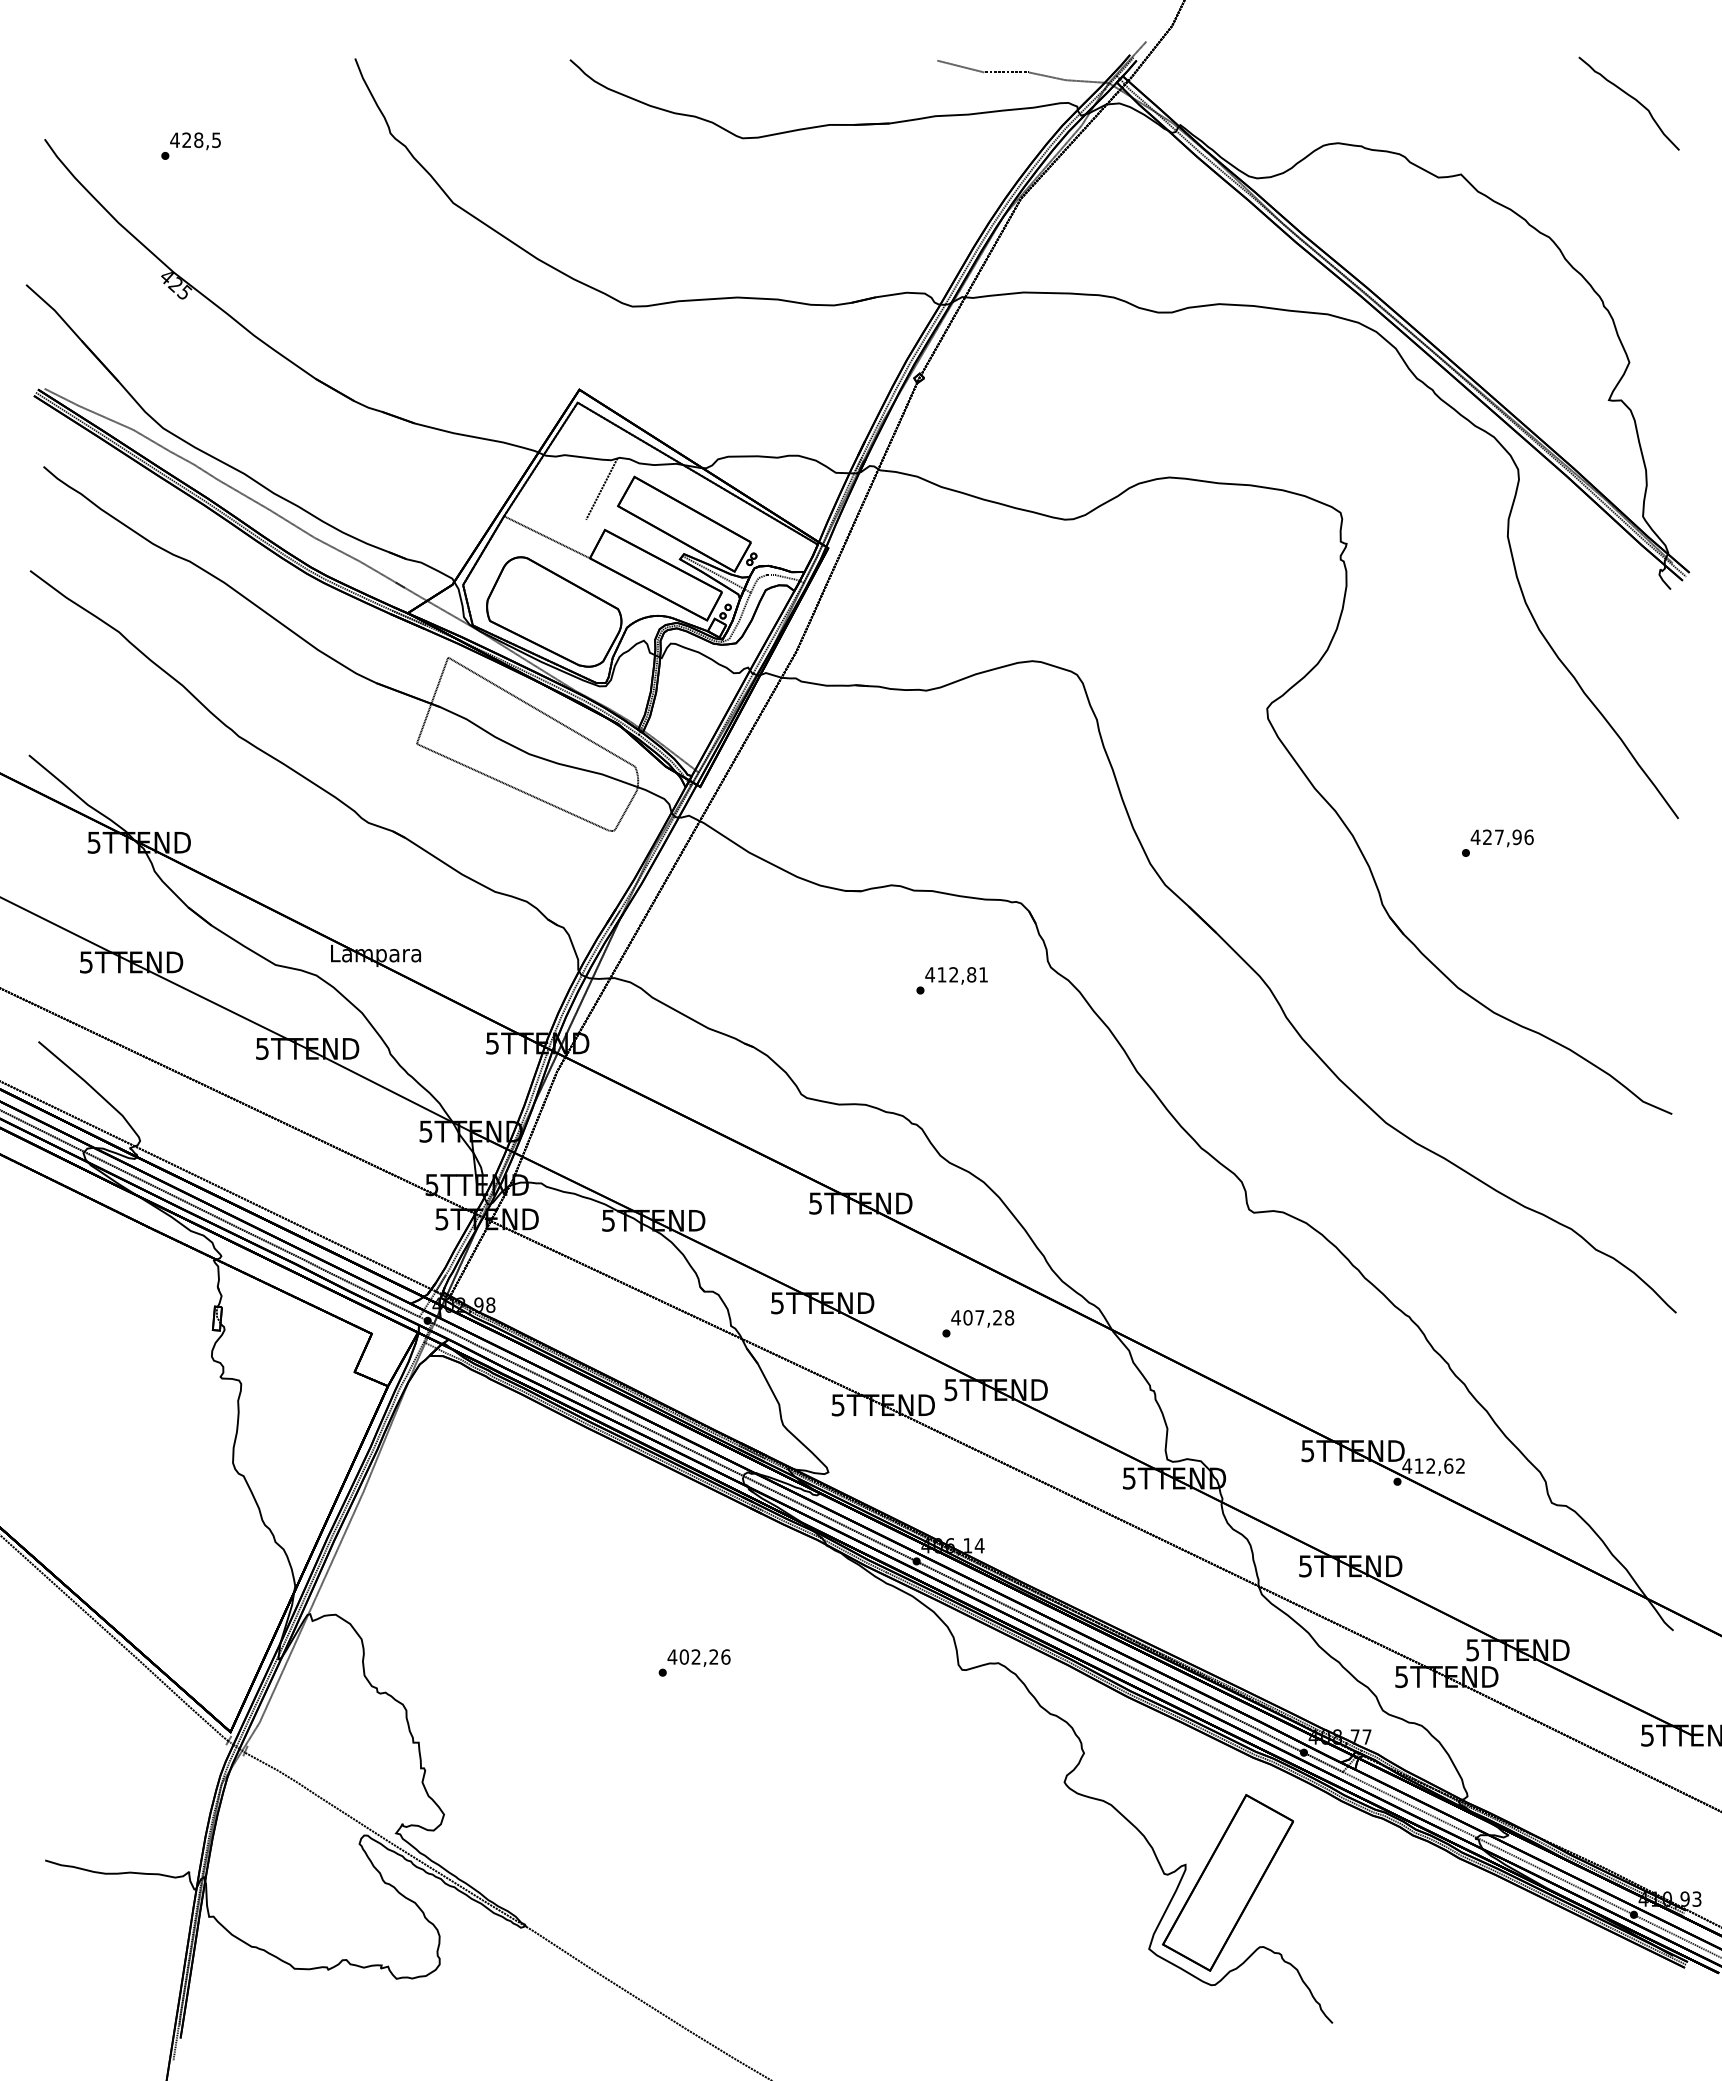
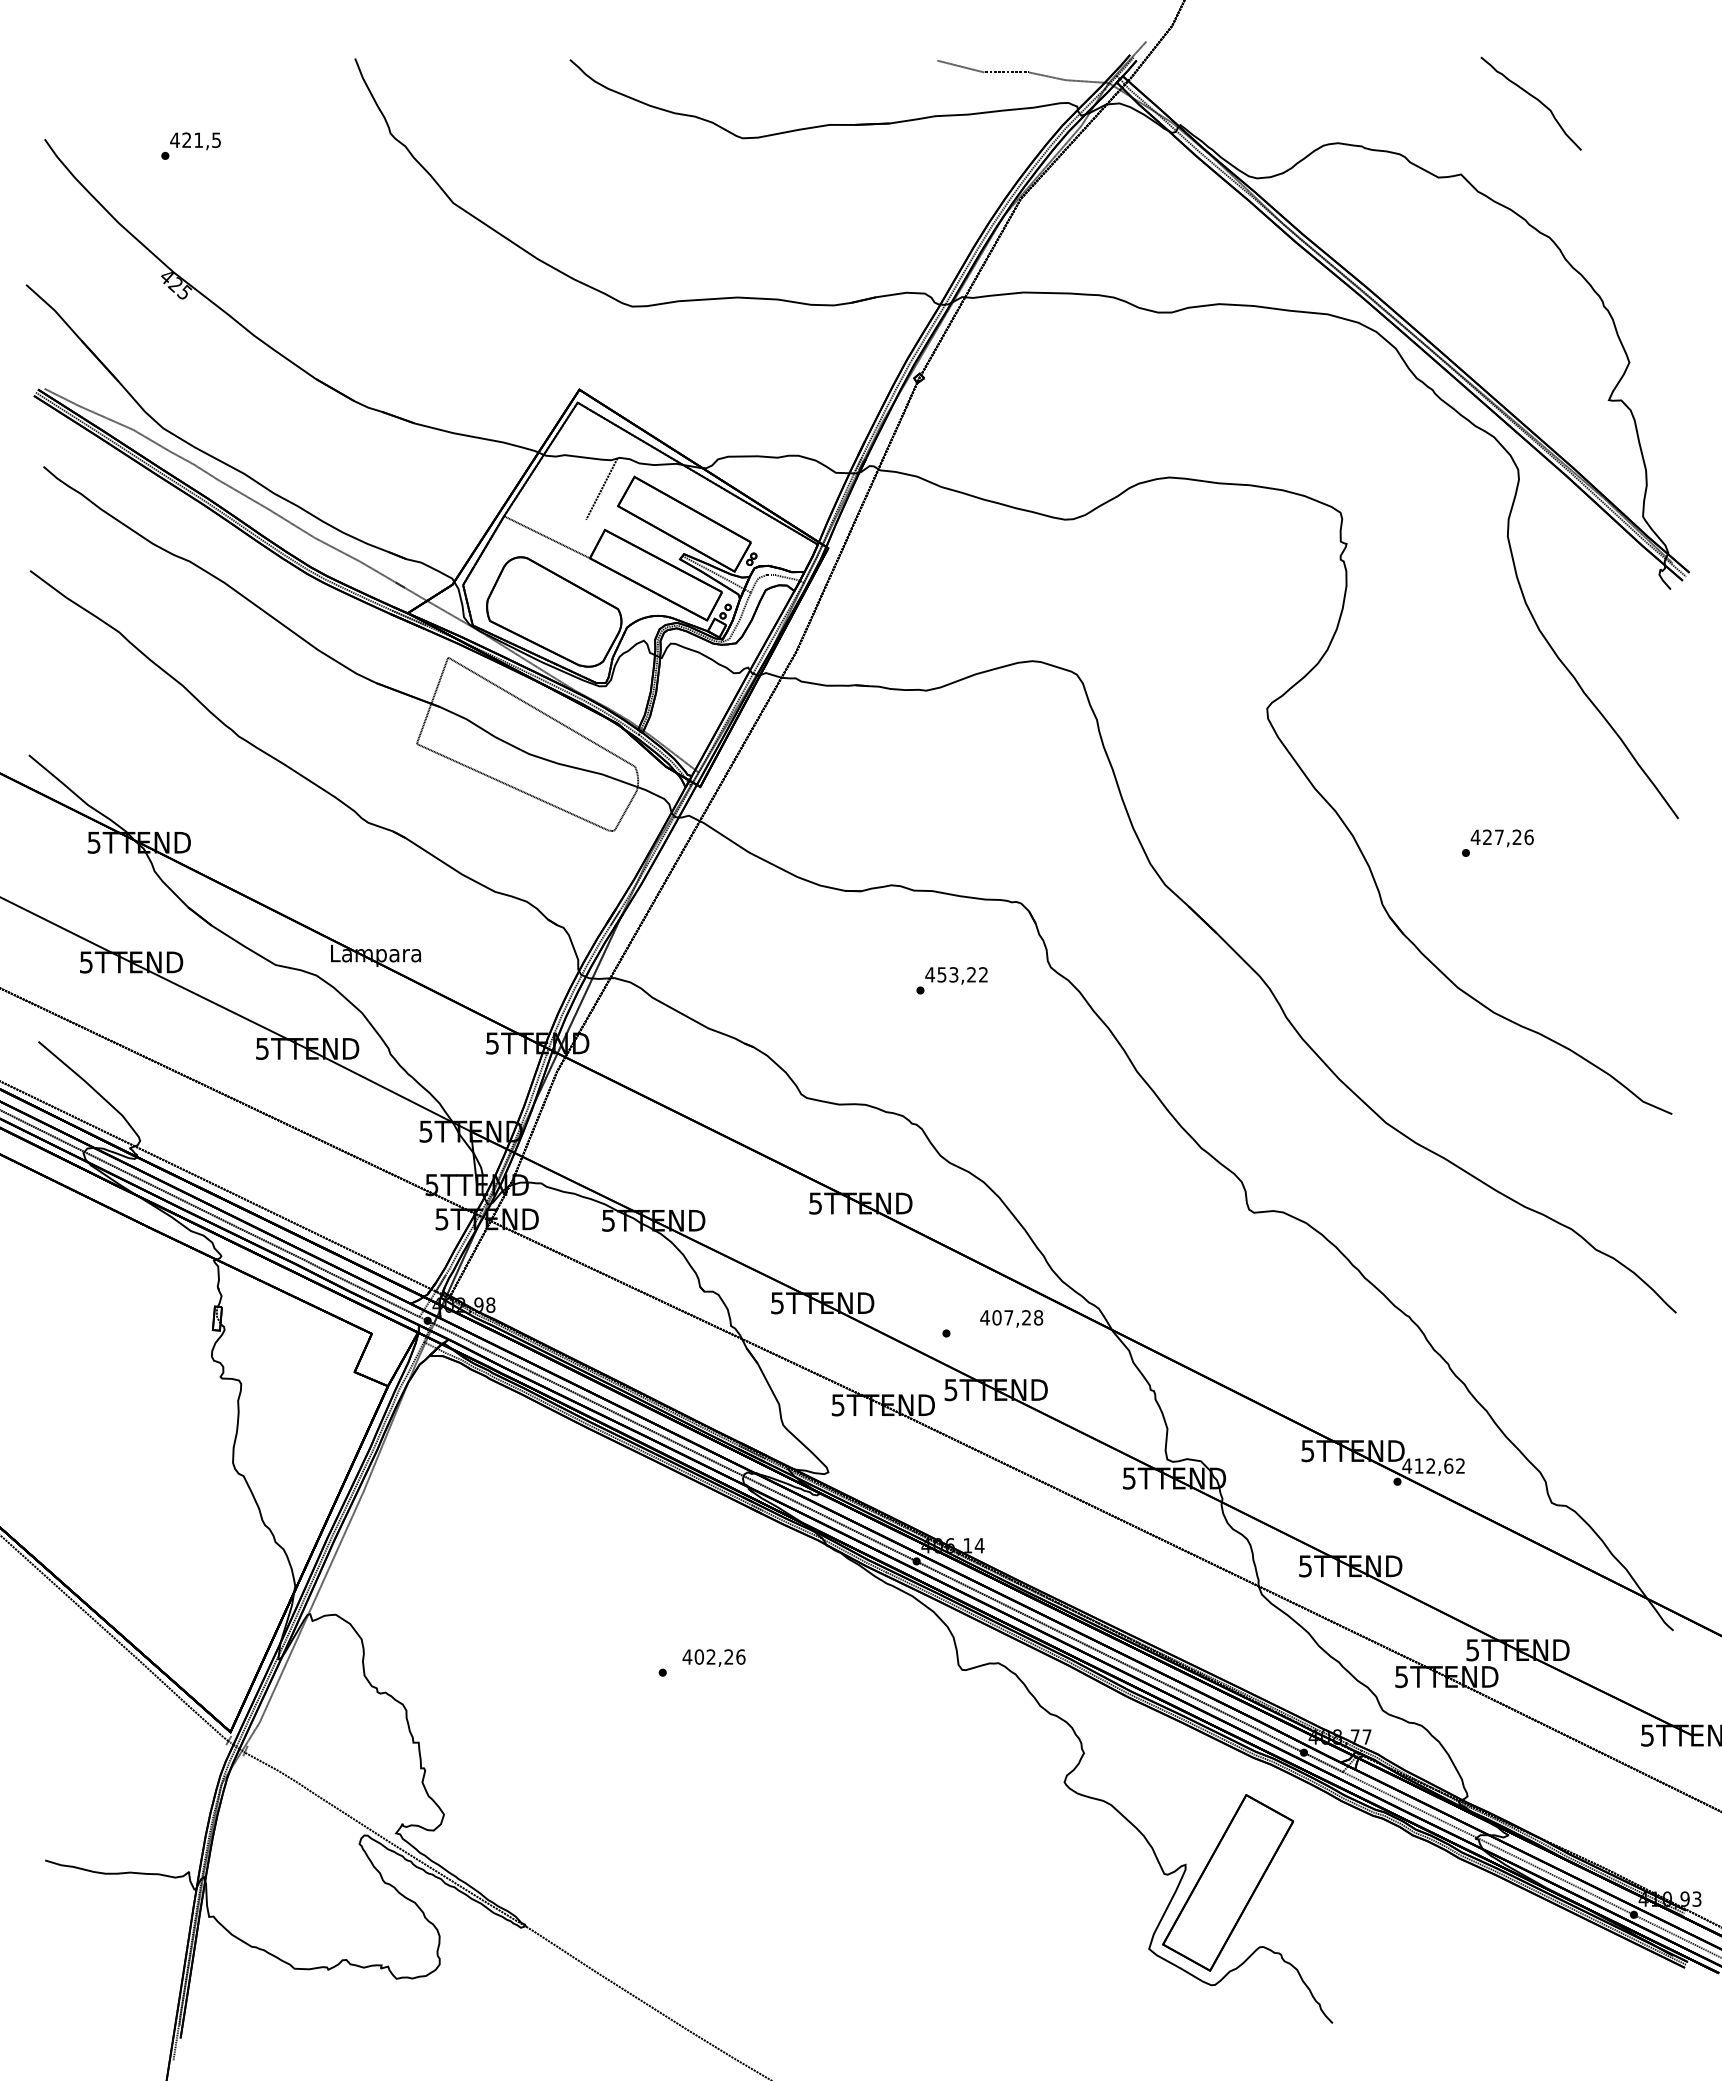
part position: (1630, 97) -> (1532, 97) (1532, 97)
text: 428,5 -> 421,5 (198, 140)
text: 427,96 -> 427,26 (1516, 837)
text: 412,81 -> 453,22 (962, 974)
text position: (982, 1318) -> (1011, 1318) (1011, 1318)
text position: (698, 1657) -> (713, 1657) (713, 1657)
